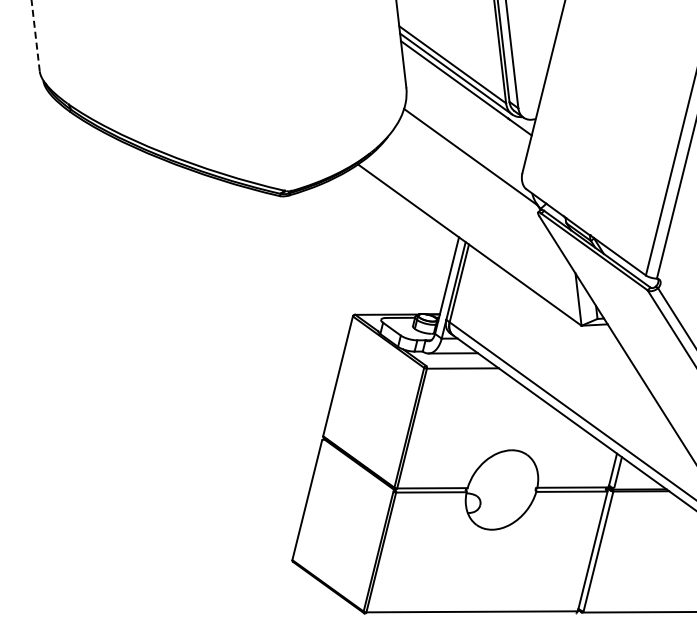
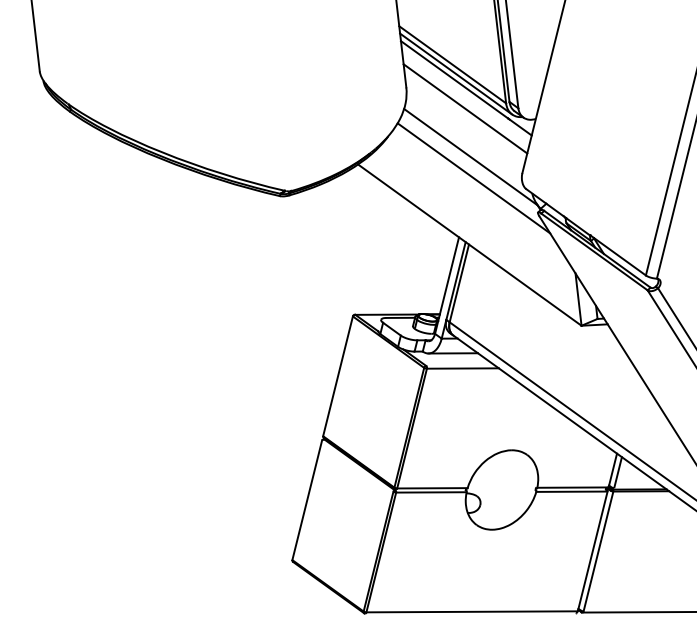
line: dashed -> solid (35, 35)
line: none -> present (465, 108)
line: none -> present (473, 178)
